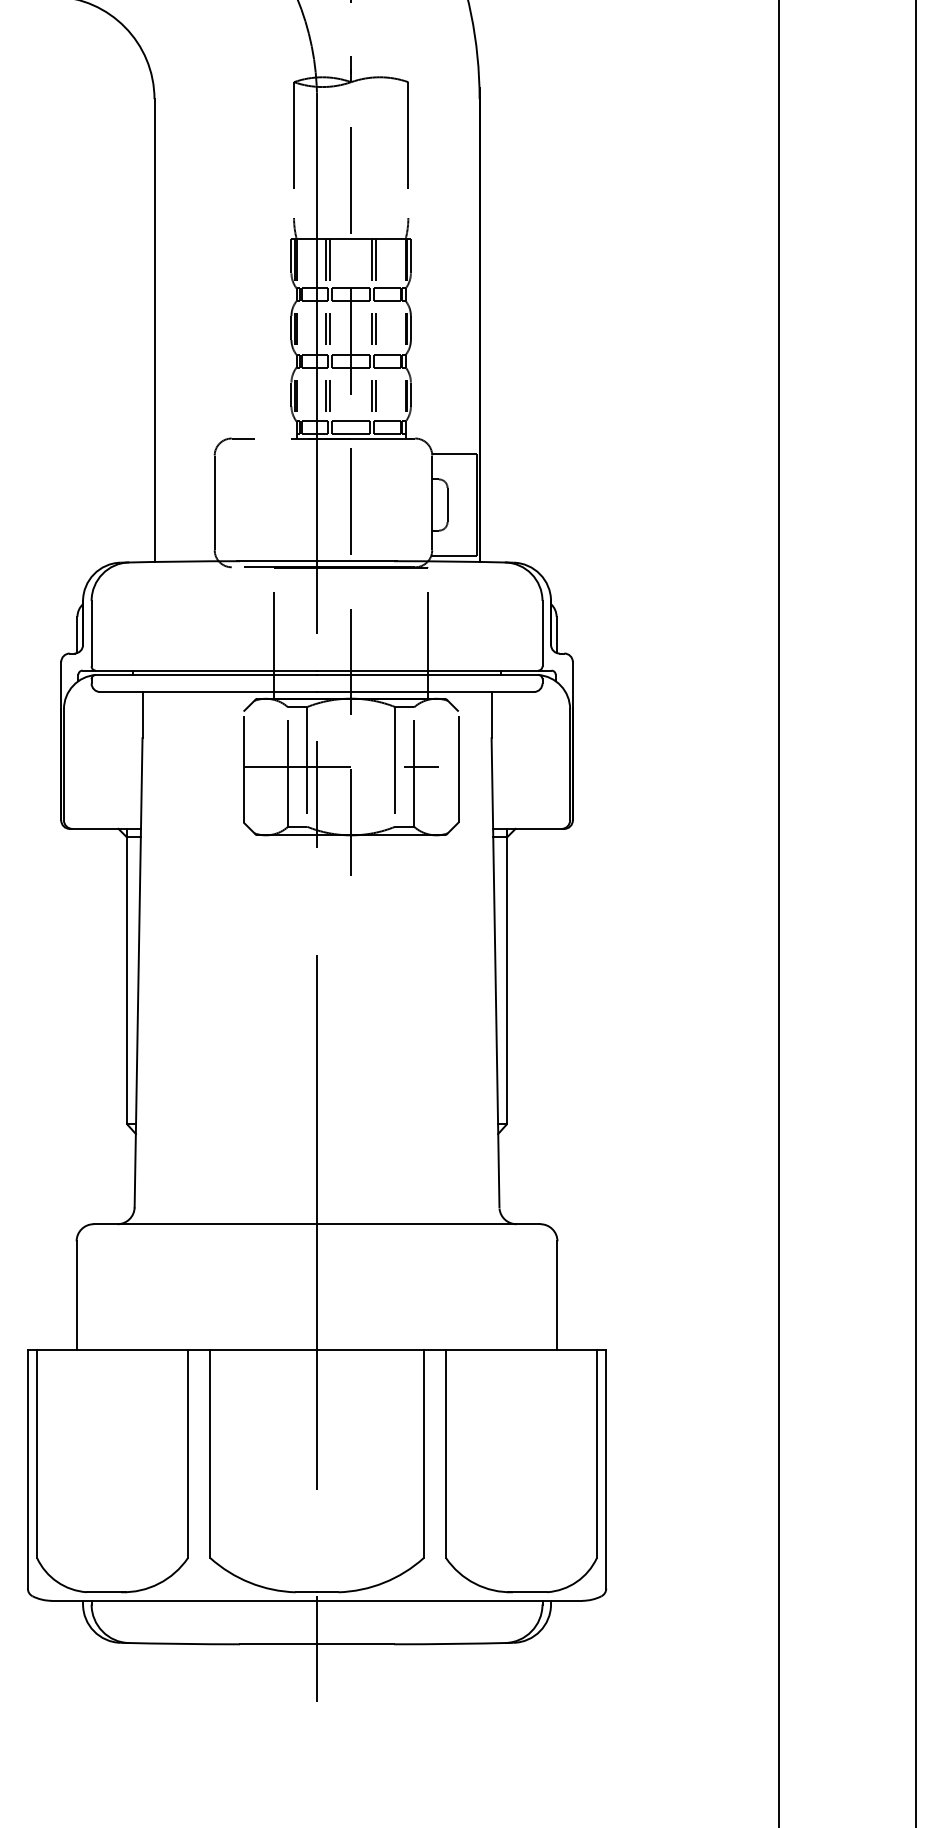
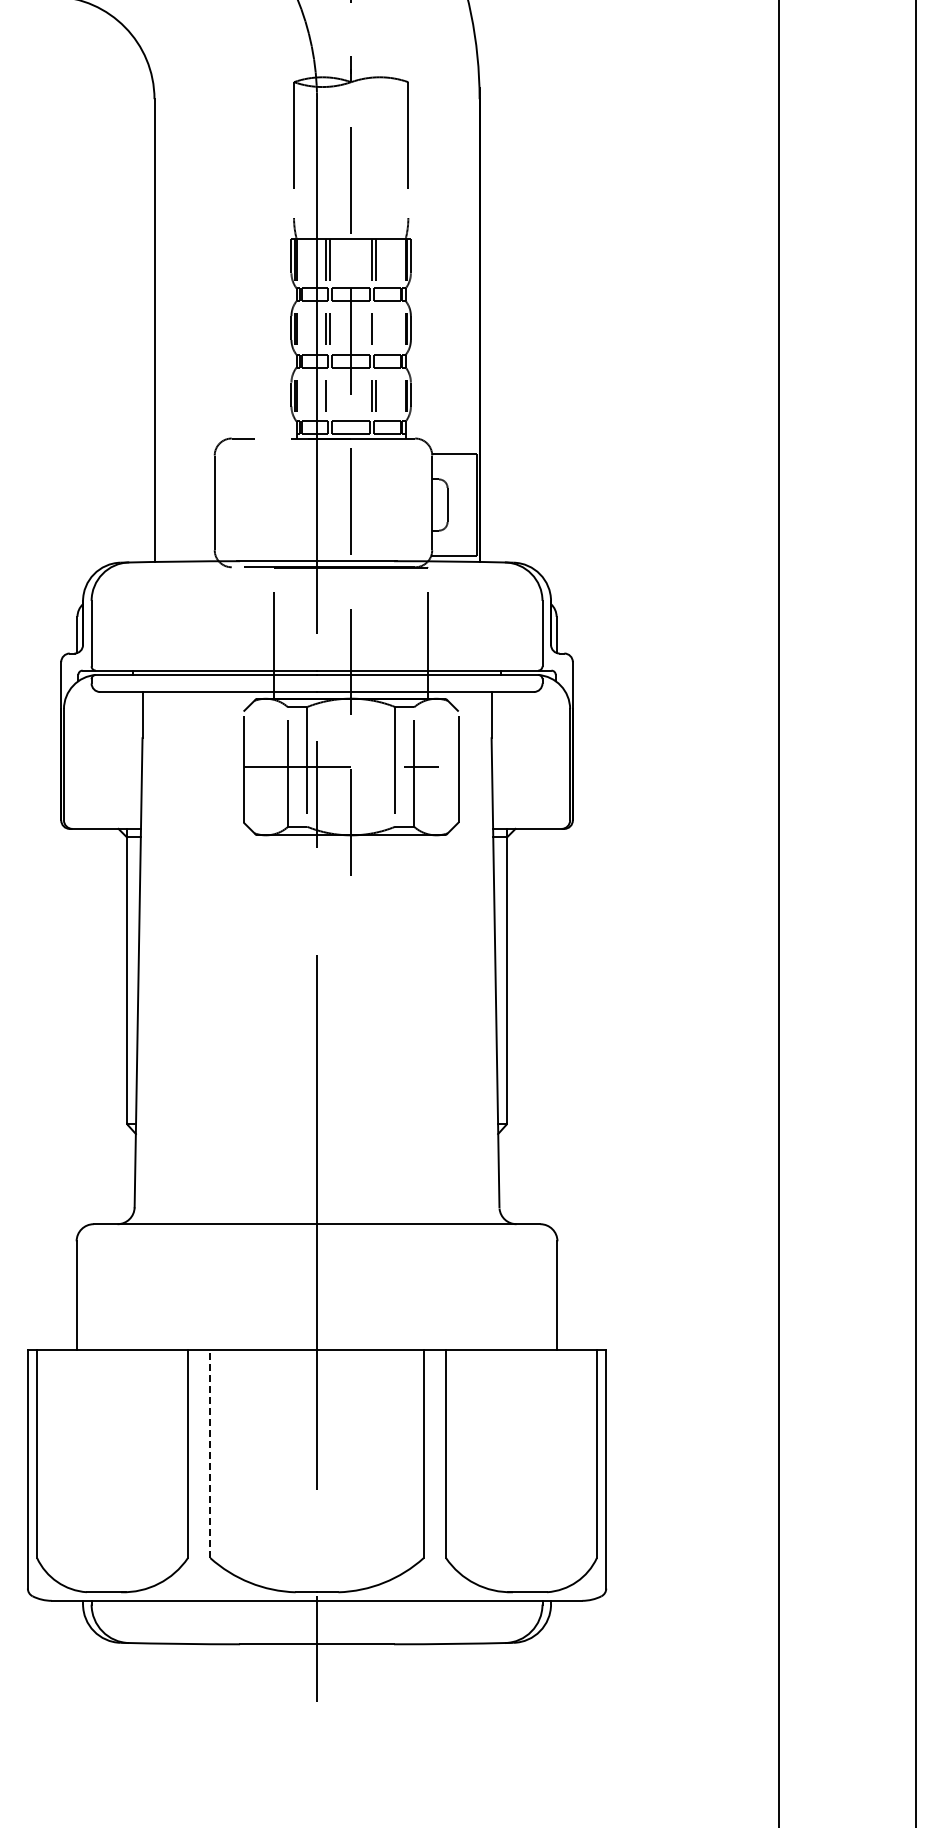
line: present -> none (376, 328)
line: present -> none (330, 395)
line: solid -> dashed (210, 1454)
